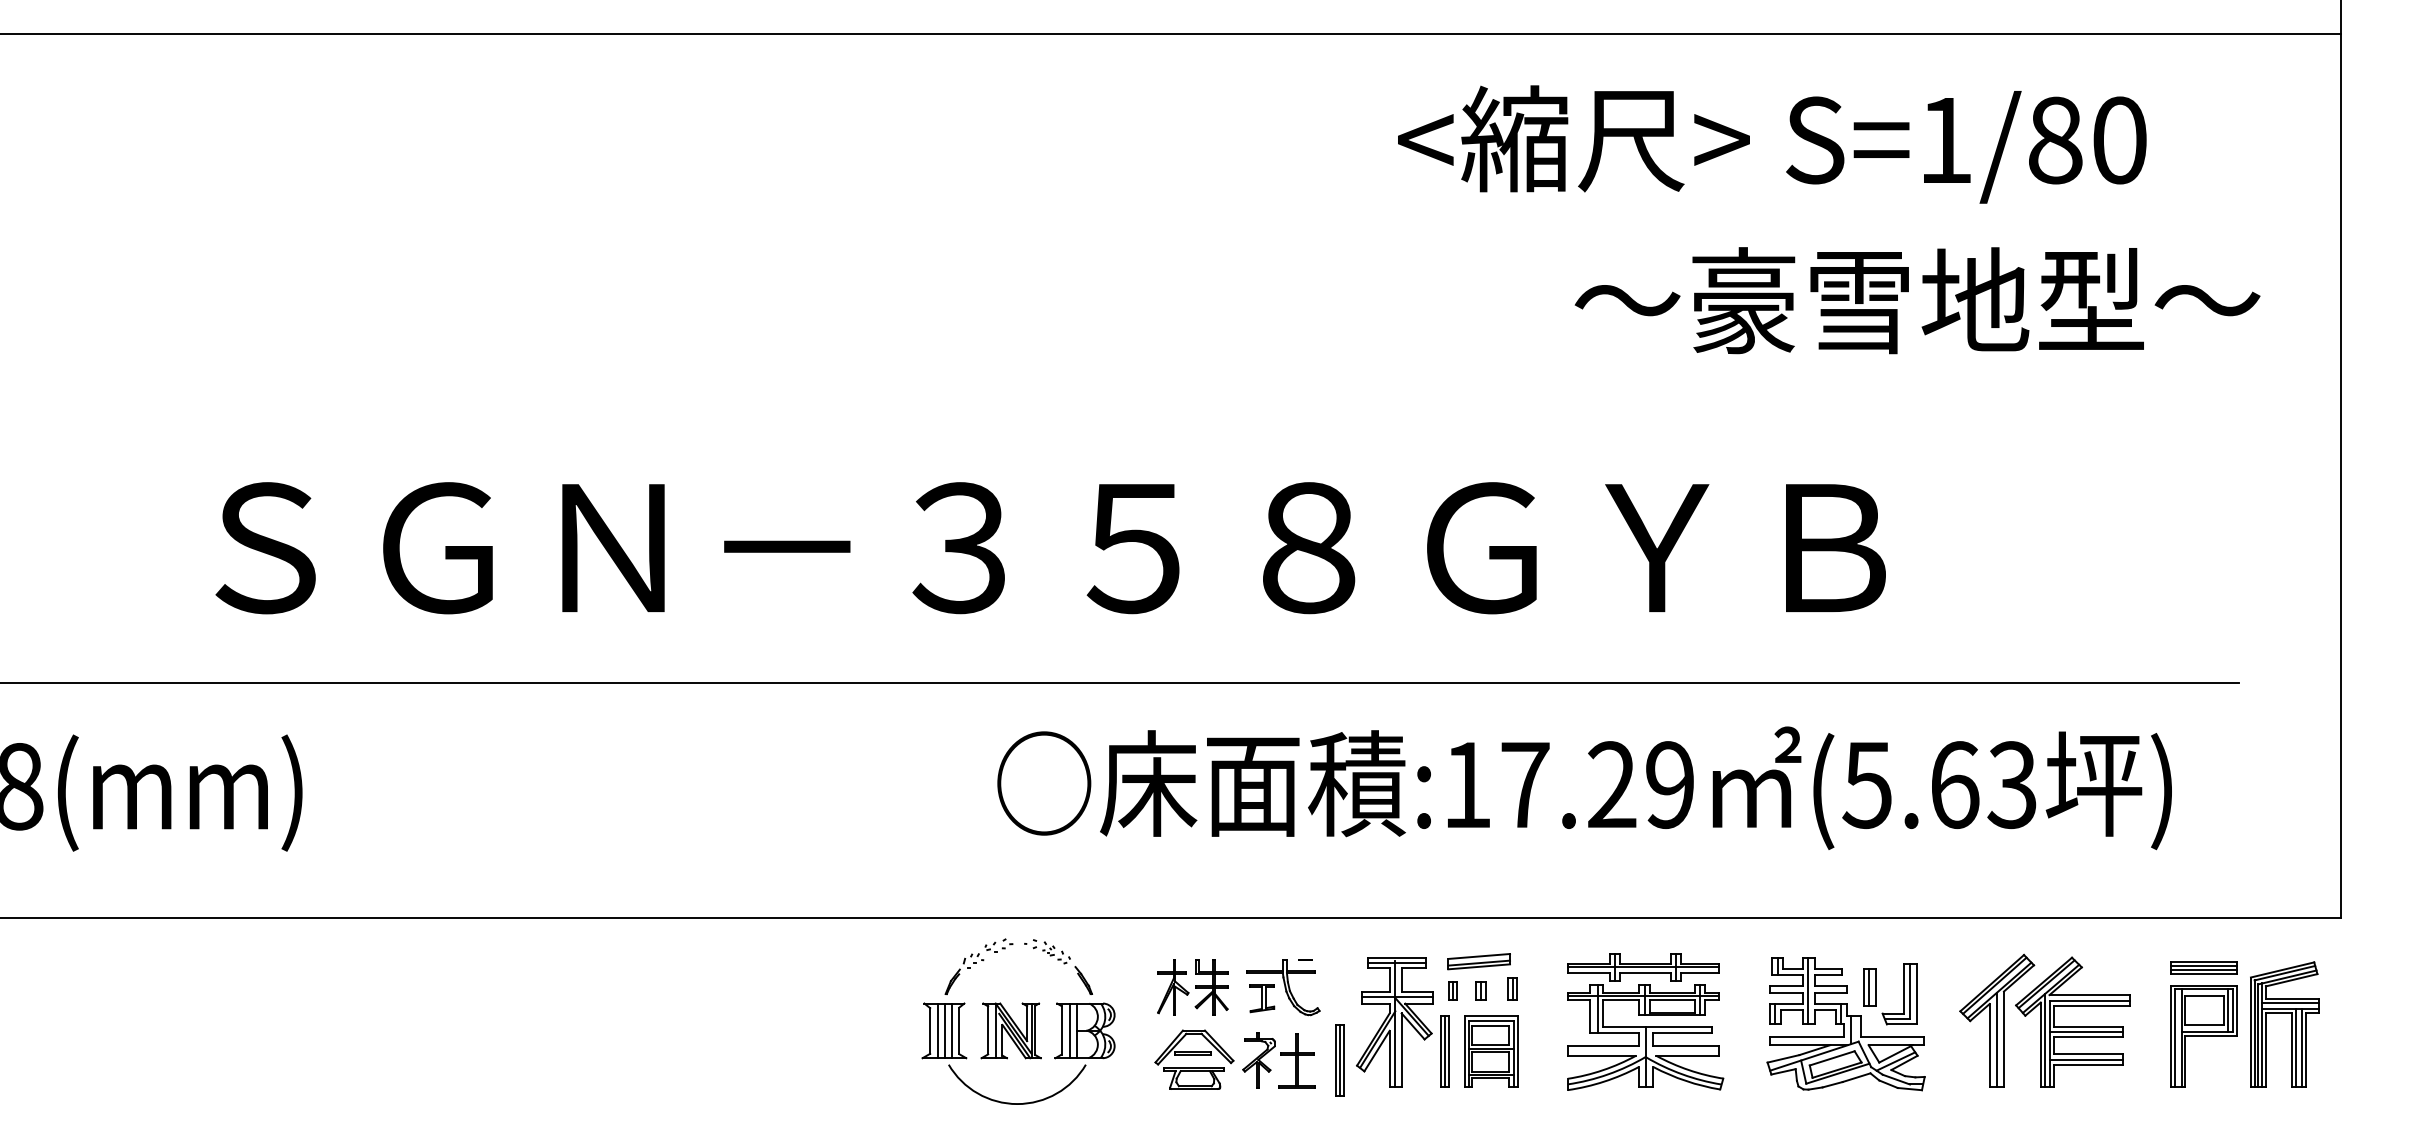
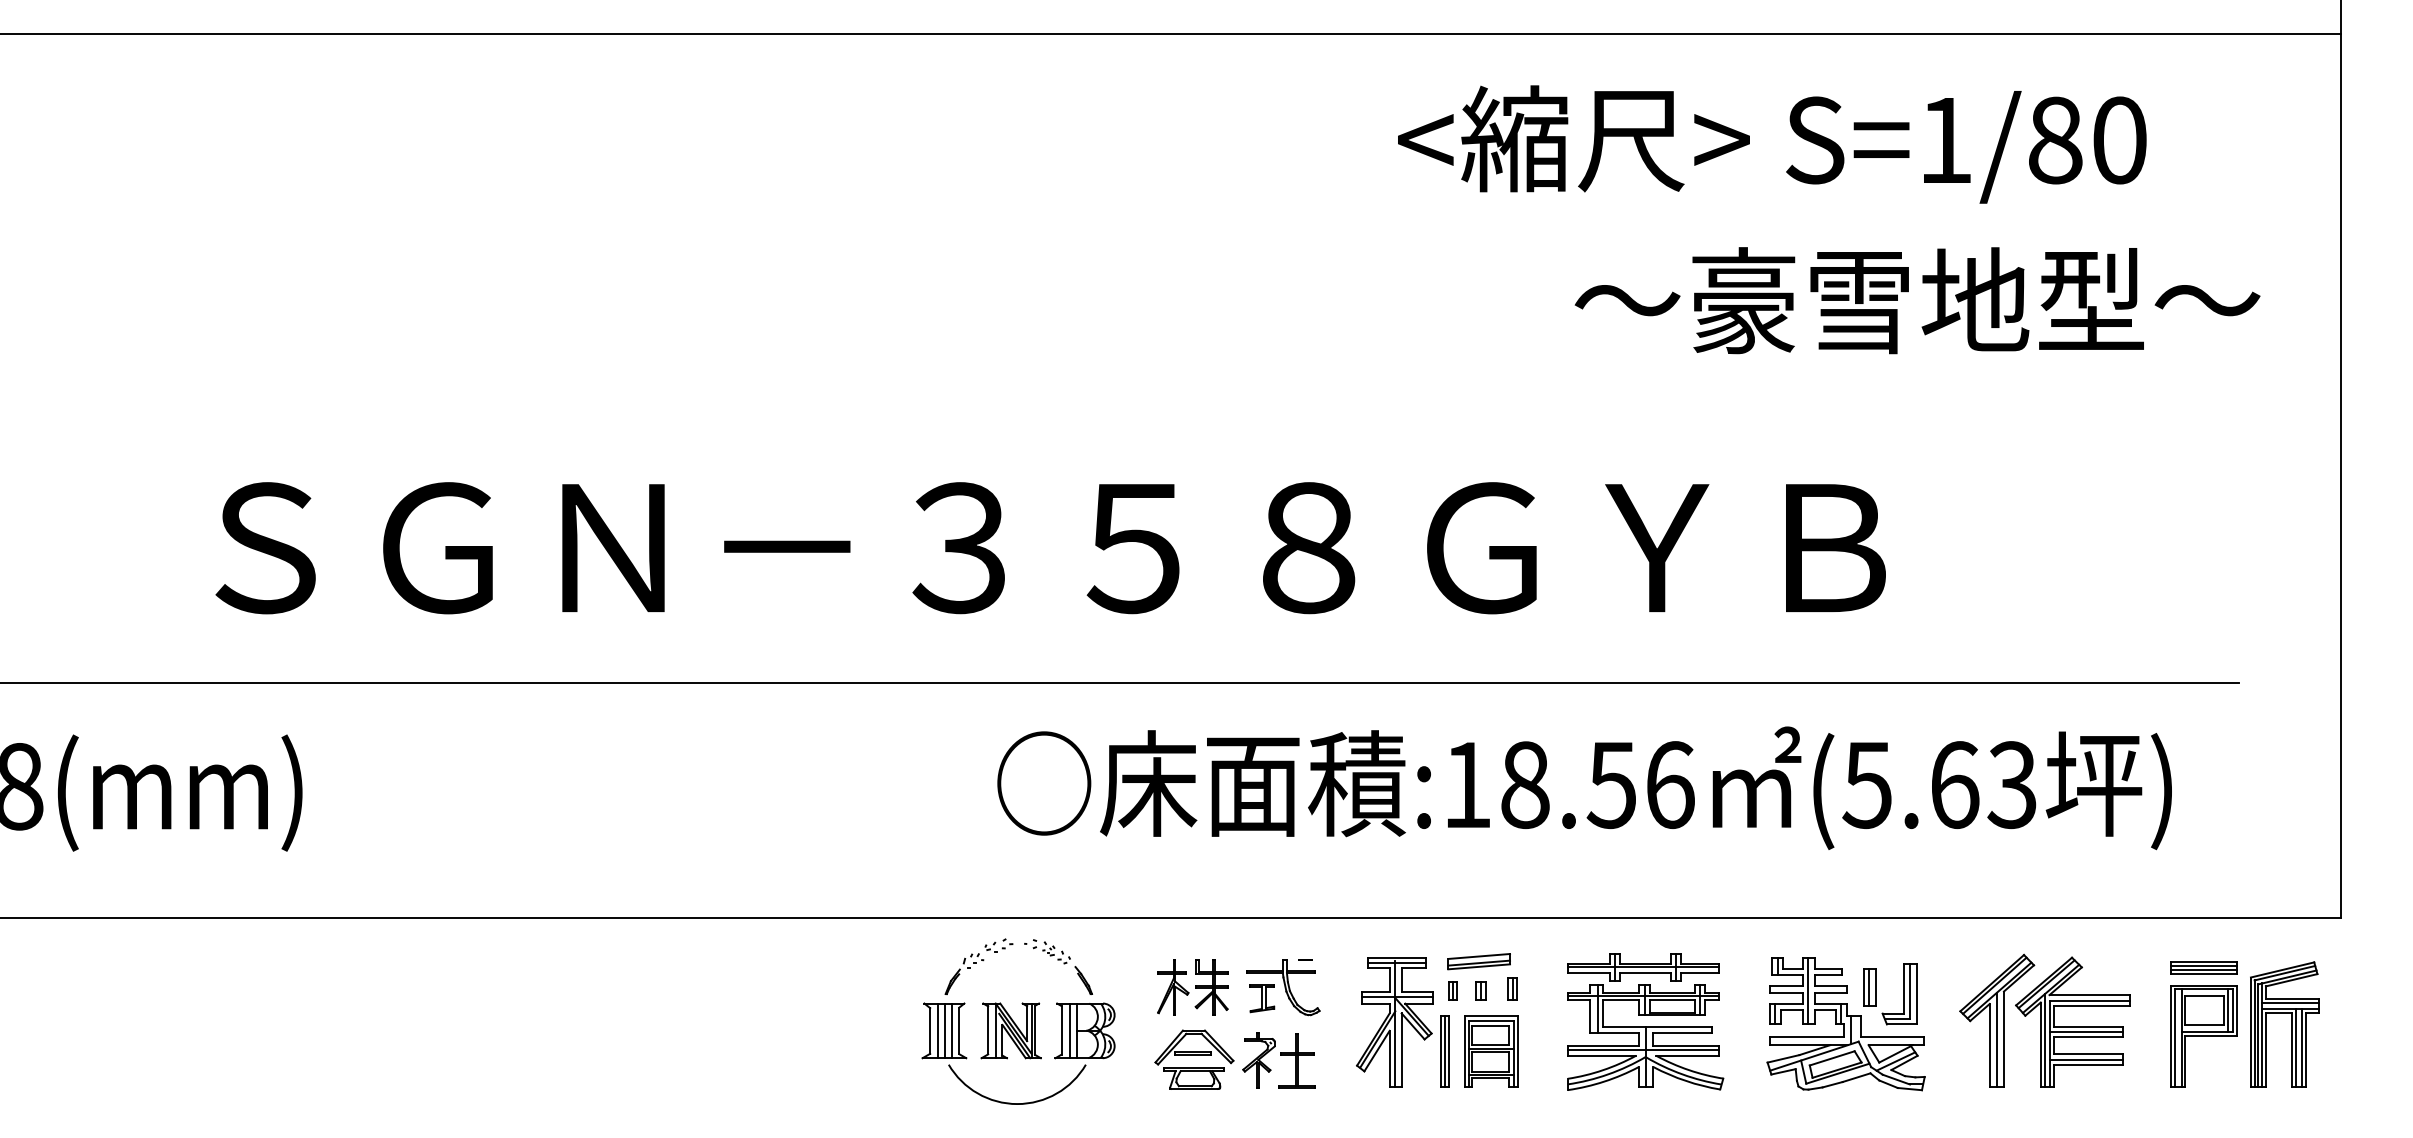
text: :17.29 -> :18.56 (1597, 785)
line: none -> present (1643, 1049)
part: present -> none (1339, 1060)
